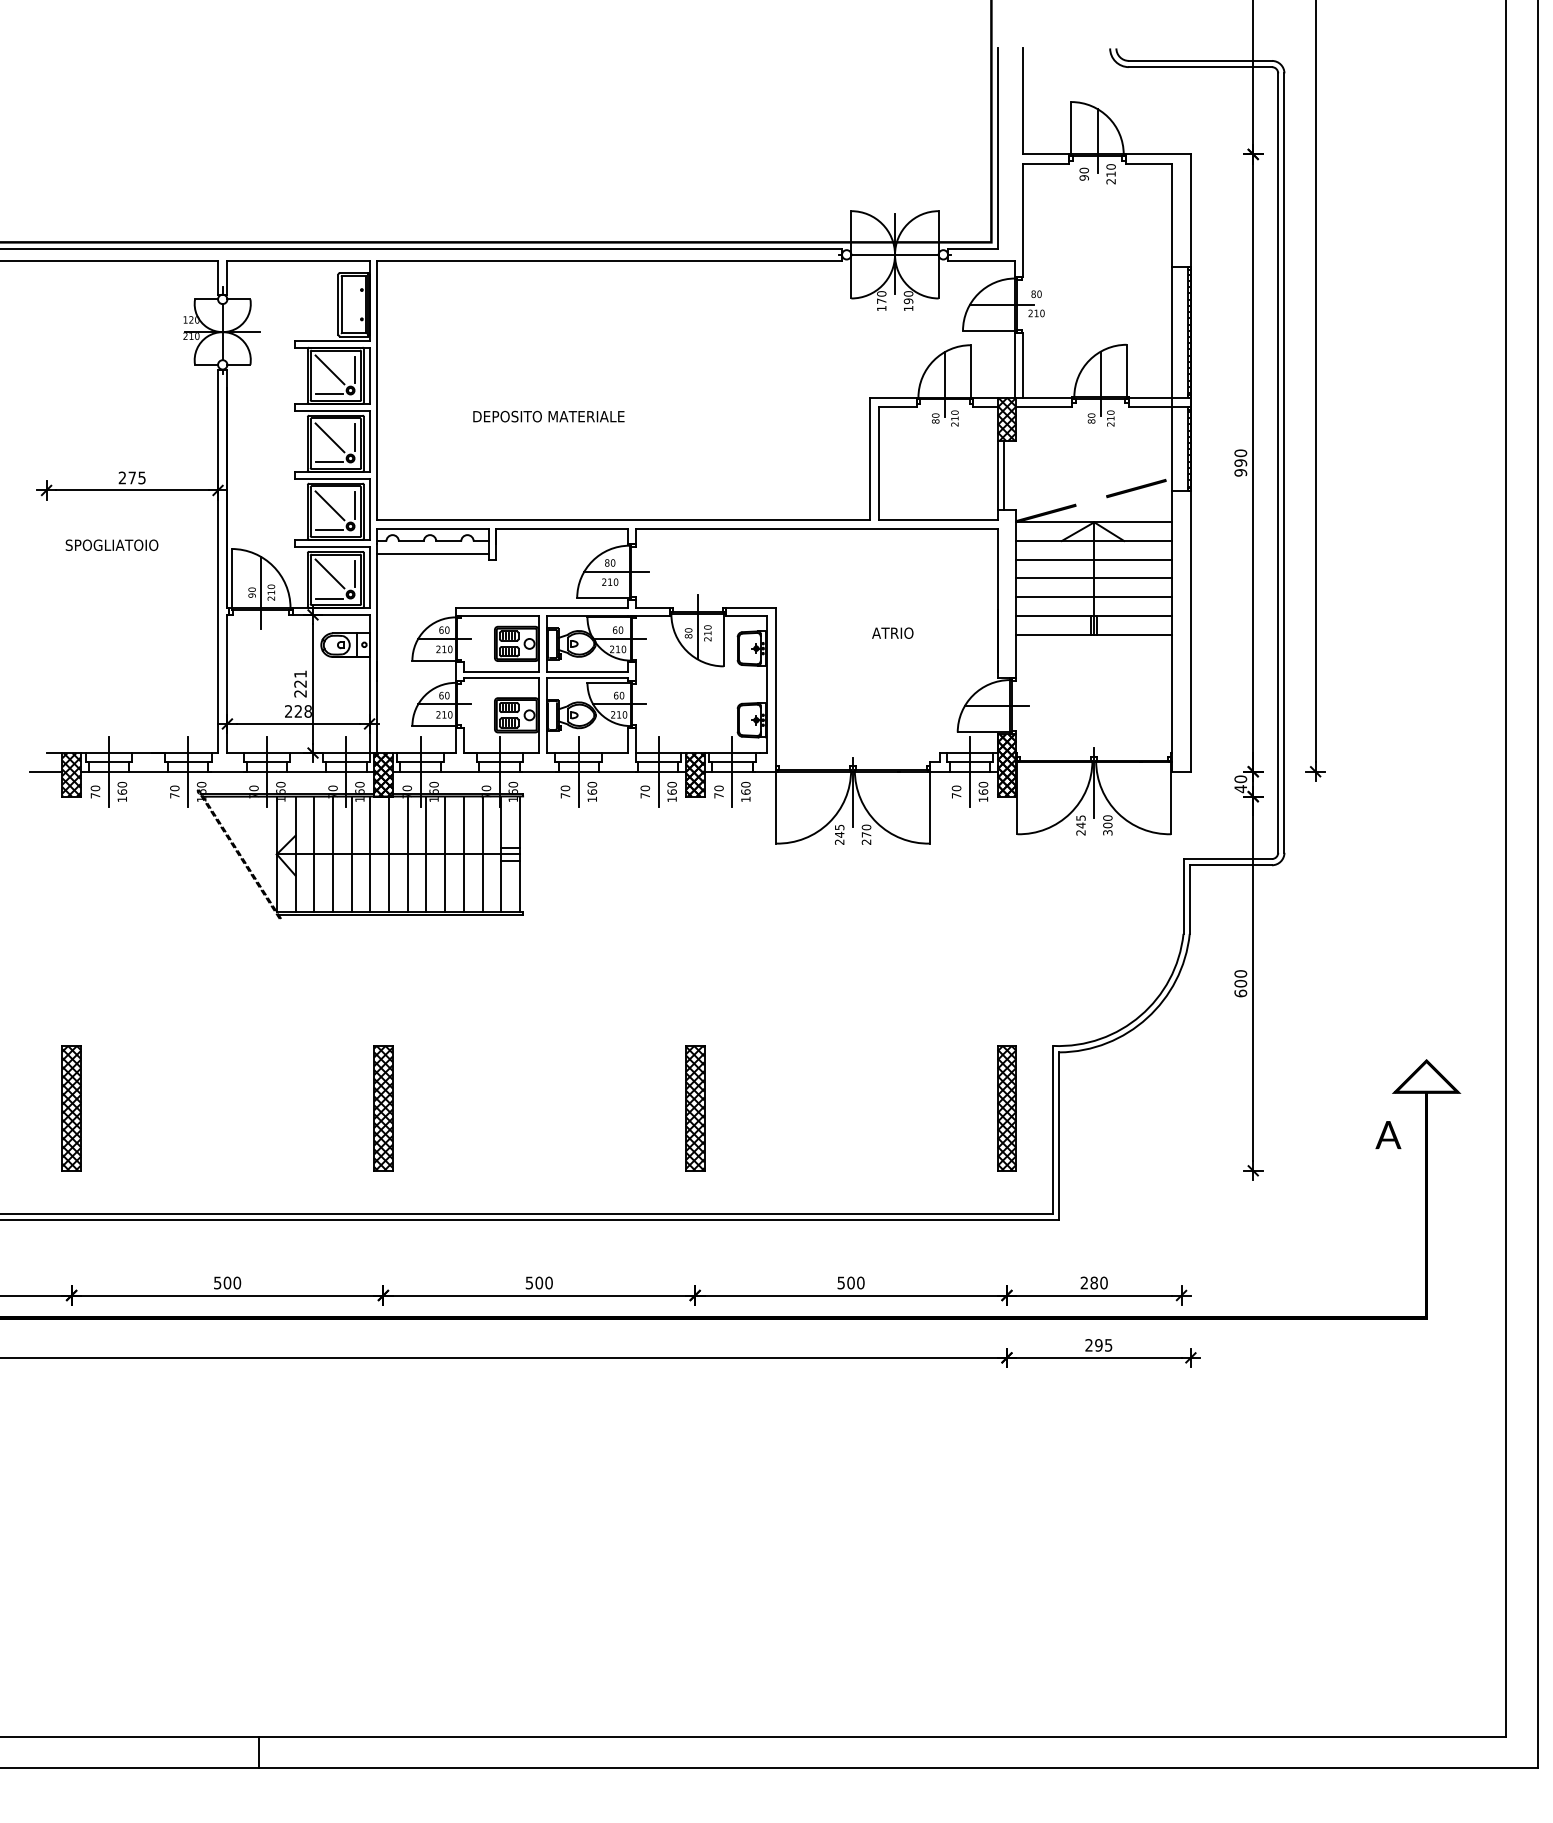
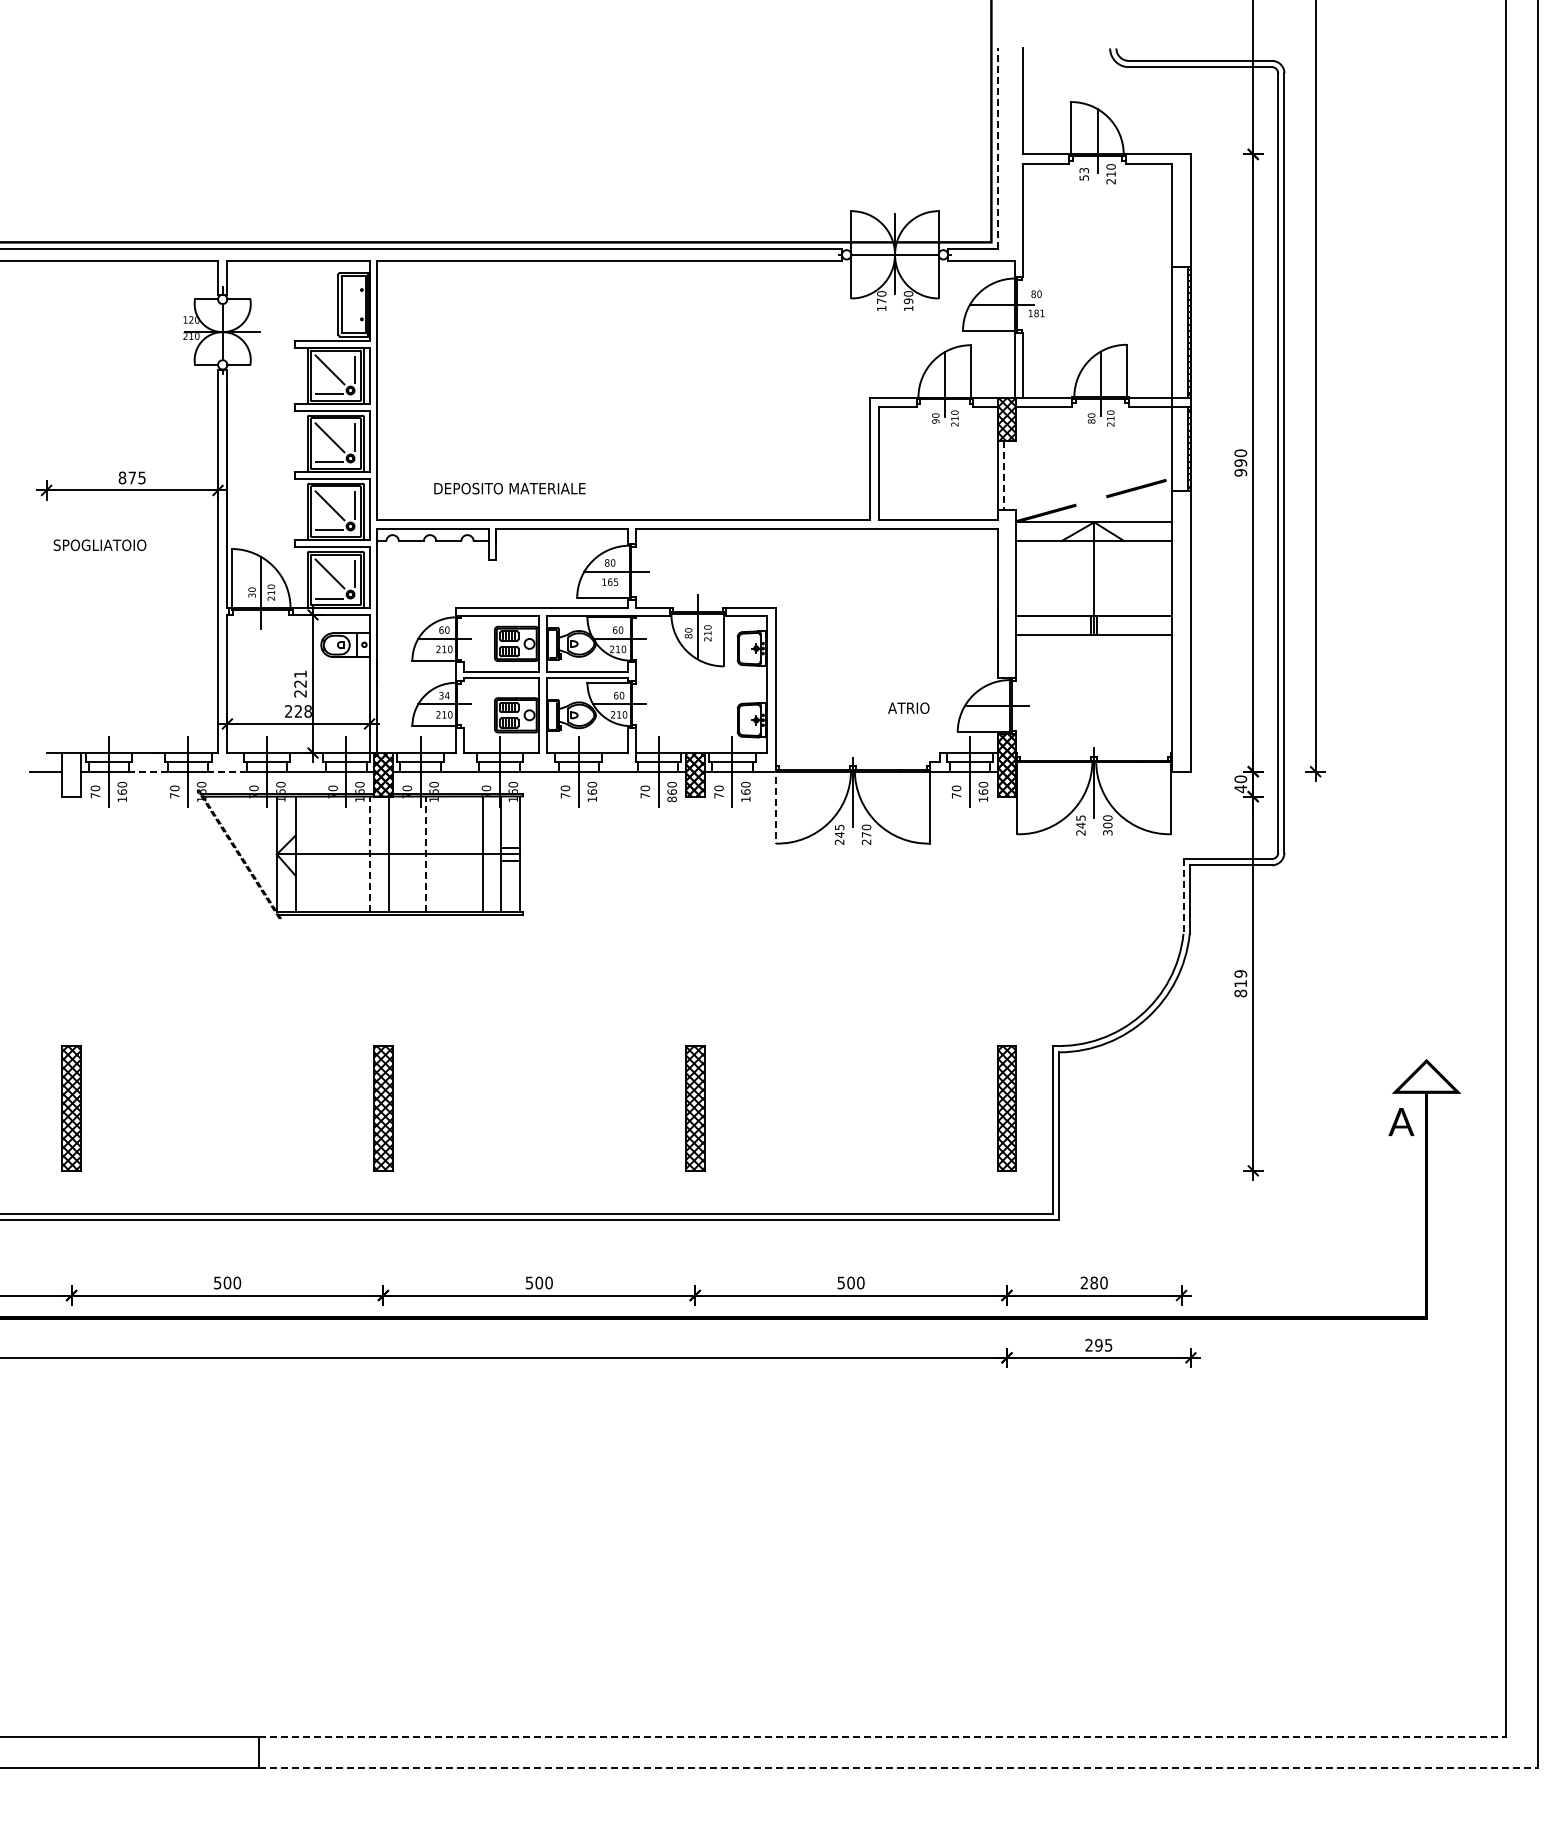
line: solid -> dashed (997, 148)
text: 90 -> 53 (1083, 173)
text: 210 -> 181 (1036, 313)
text position: (548, 416) -> (509, 488) (509, 488)
text: 80 -> 90 (935, 421)
line: solid -> dashed (1003, 476)
text: 275 -> 875 (122, 477)
text position: (111, 544) -> (99, 544) (99, 544)
line: present -> none (433, 553)
line: present -> none (1094, 559)
line: present -> none (1094, 578)
text: 210 -> 165 (610, 581)
text: 90 -> 30 (251, 595)
line: present -> none (1094, 597)
text position: (892, 632) -> (908, 707) (908, 707)
text: 60 -> 34 (444, 695)
line: solid -> dashed (147, 771)
line: solid -> dashed (227, 771)
hatch: present -> none (71, 774)
text: 160 -> 860 (671, 799)
line: solid -> dashed (776, 804)
line: present -> none (314, 854)
line: present -> none (332, 854)
line: present -> none (351, 854)
line: solid -> dashed (370, 854)
line: present -> none (407, 854)
line: solid -> dashed (426, 854)
line: present -> none (445, 854)
line: present -> none (463, 854)
line: solid -> dashed (1183, 896)
text: 600 -> 819 (1240, 983)
text position: (1388, 1135) -> (1401, 1122) (1401, 1122)
line: solid -> dashed (882, 1737)
line: solid -> dashed (898, 1768)
